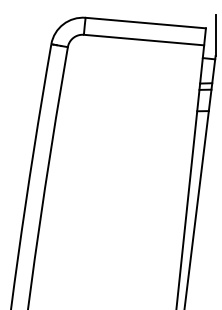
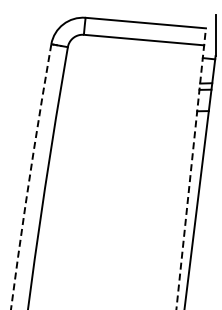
line: solid -> dashed (191, 168)
arc: solid -> dashed (29, 177)
